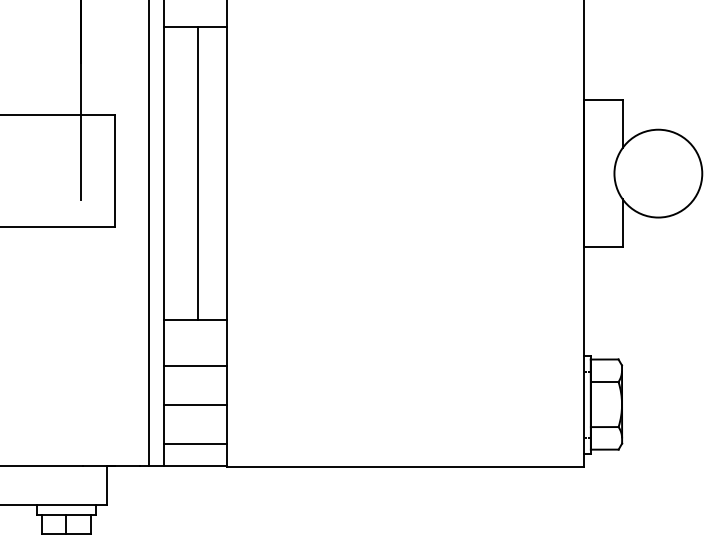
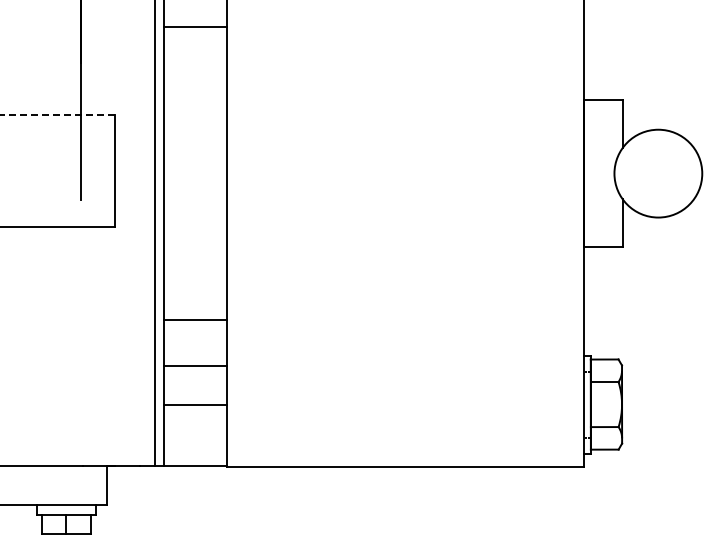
line: solid -> dashed (58, 114)
line: present -> none (198, 172)
line position: (149, 234) -> (155, 234) (155, 234)
line: present -> none (195, 444)
